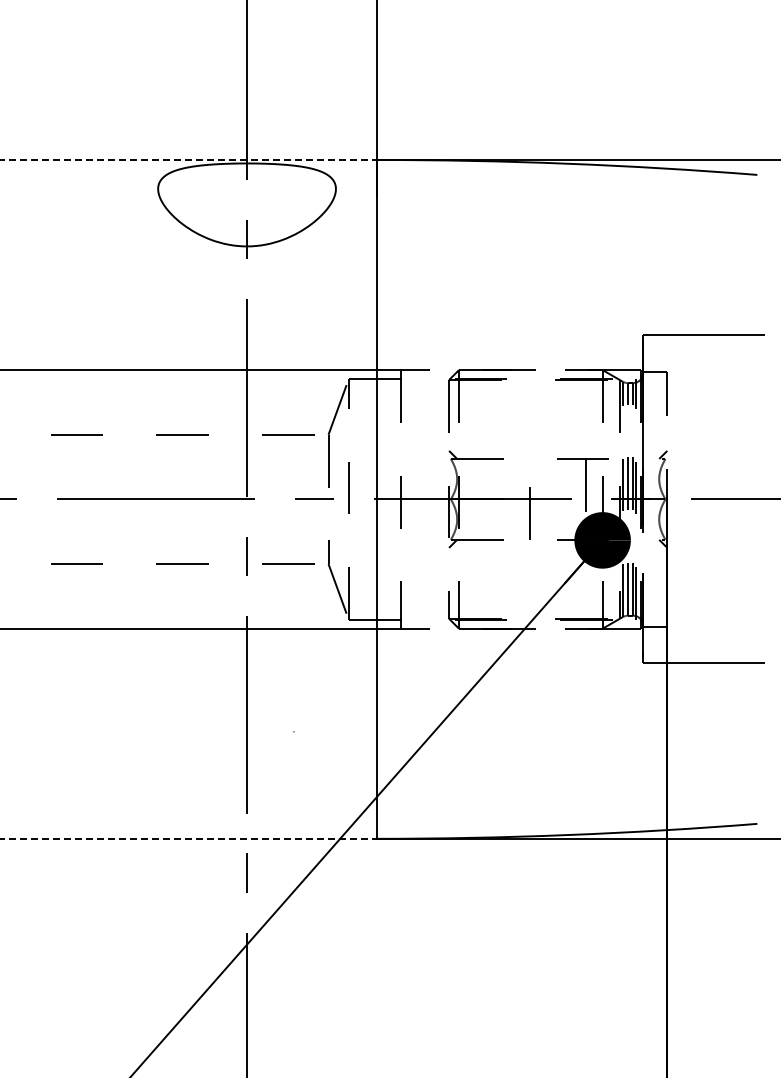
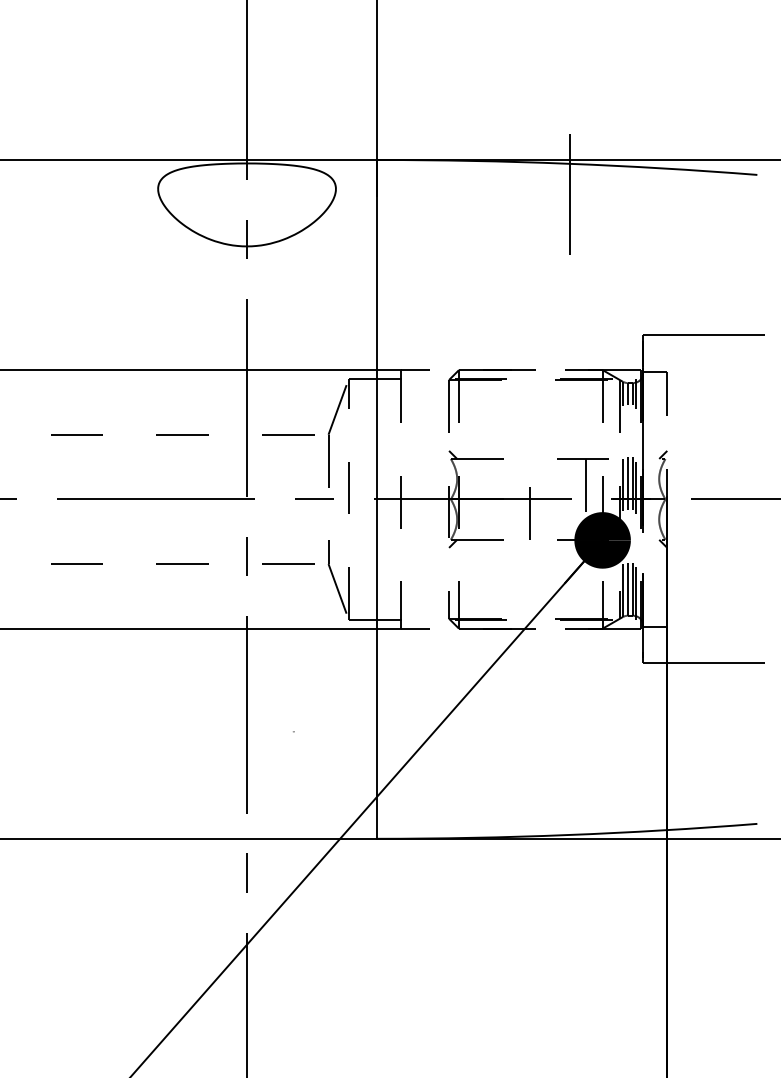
line: dashed -> solid (188, 159)
line: none -> present (570, 194)
line: dashed -> solid (188, 838)
